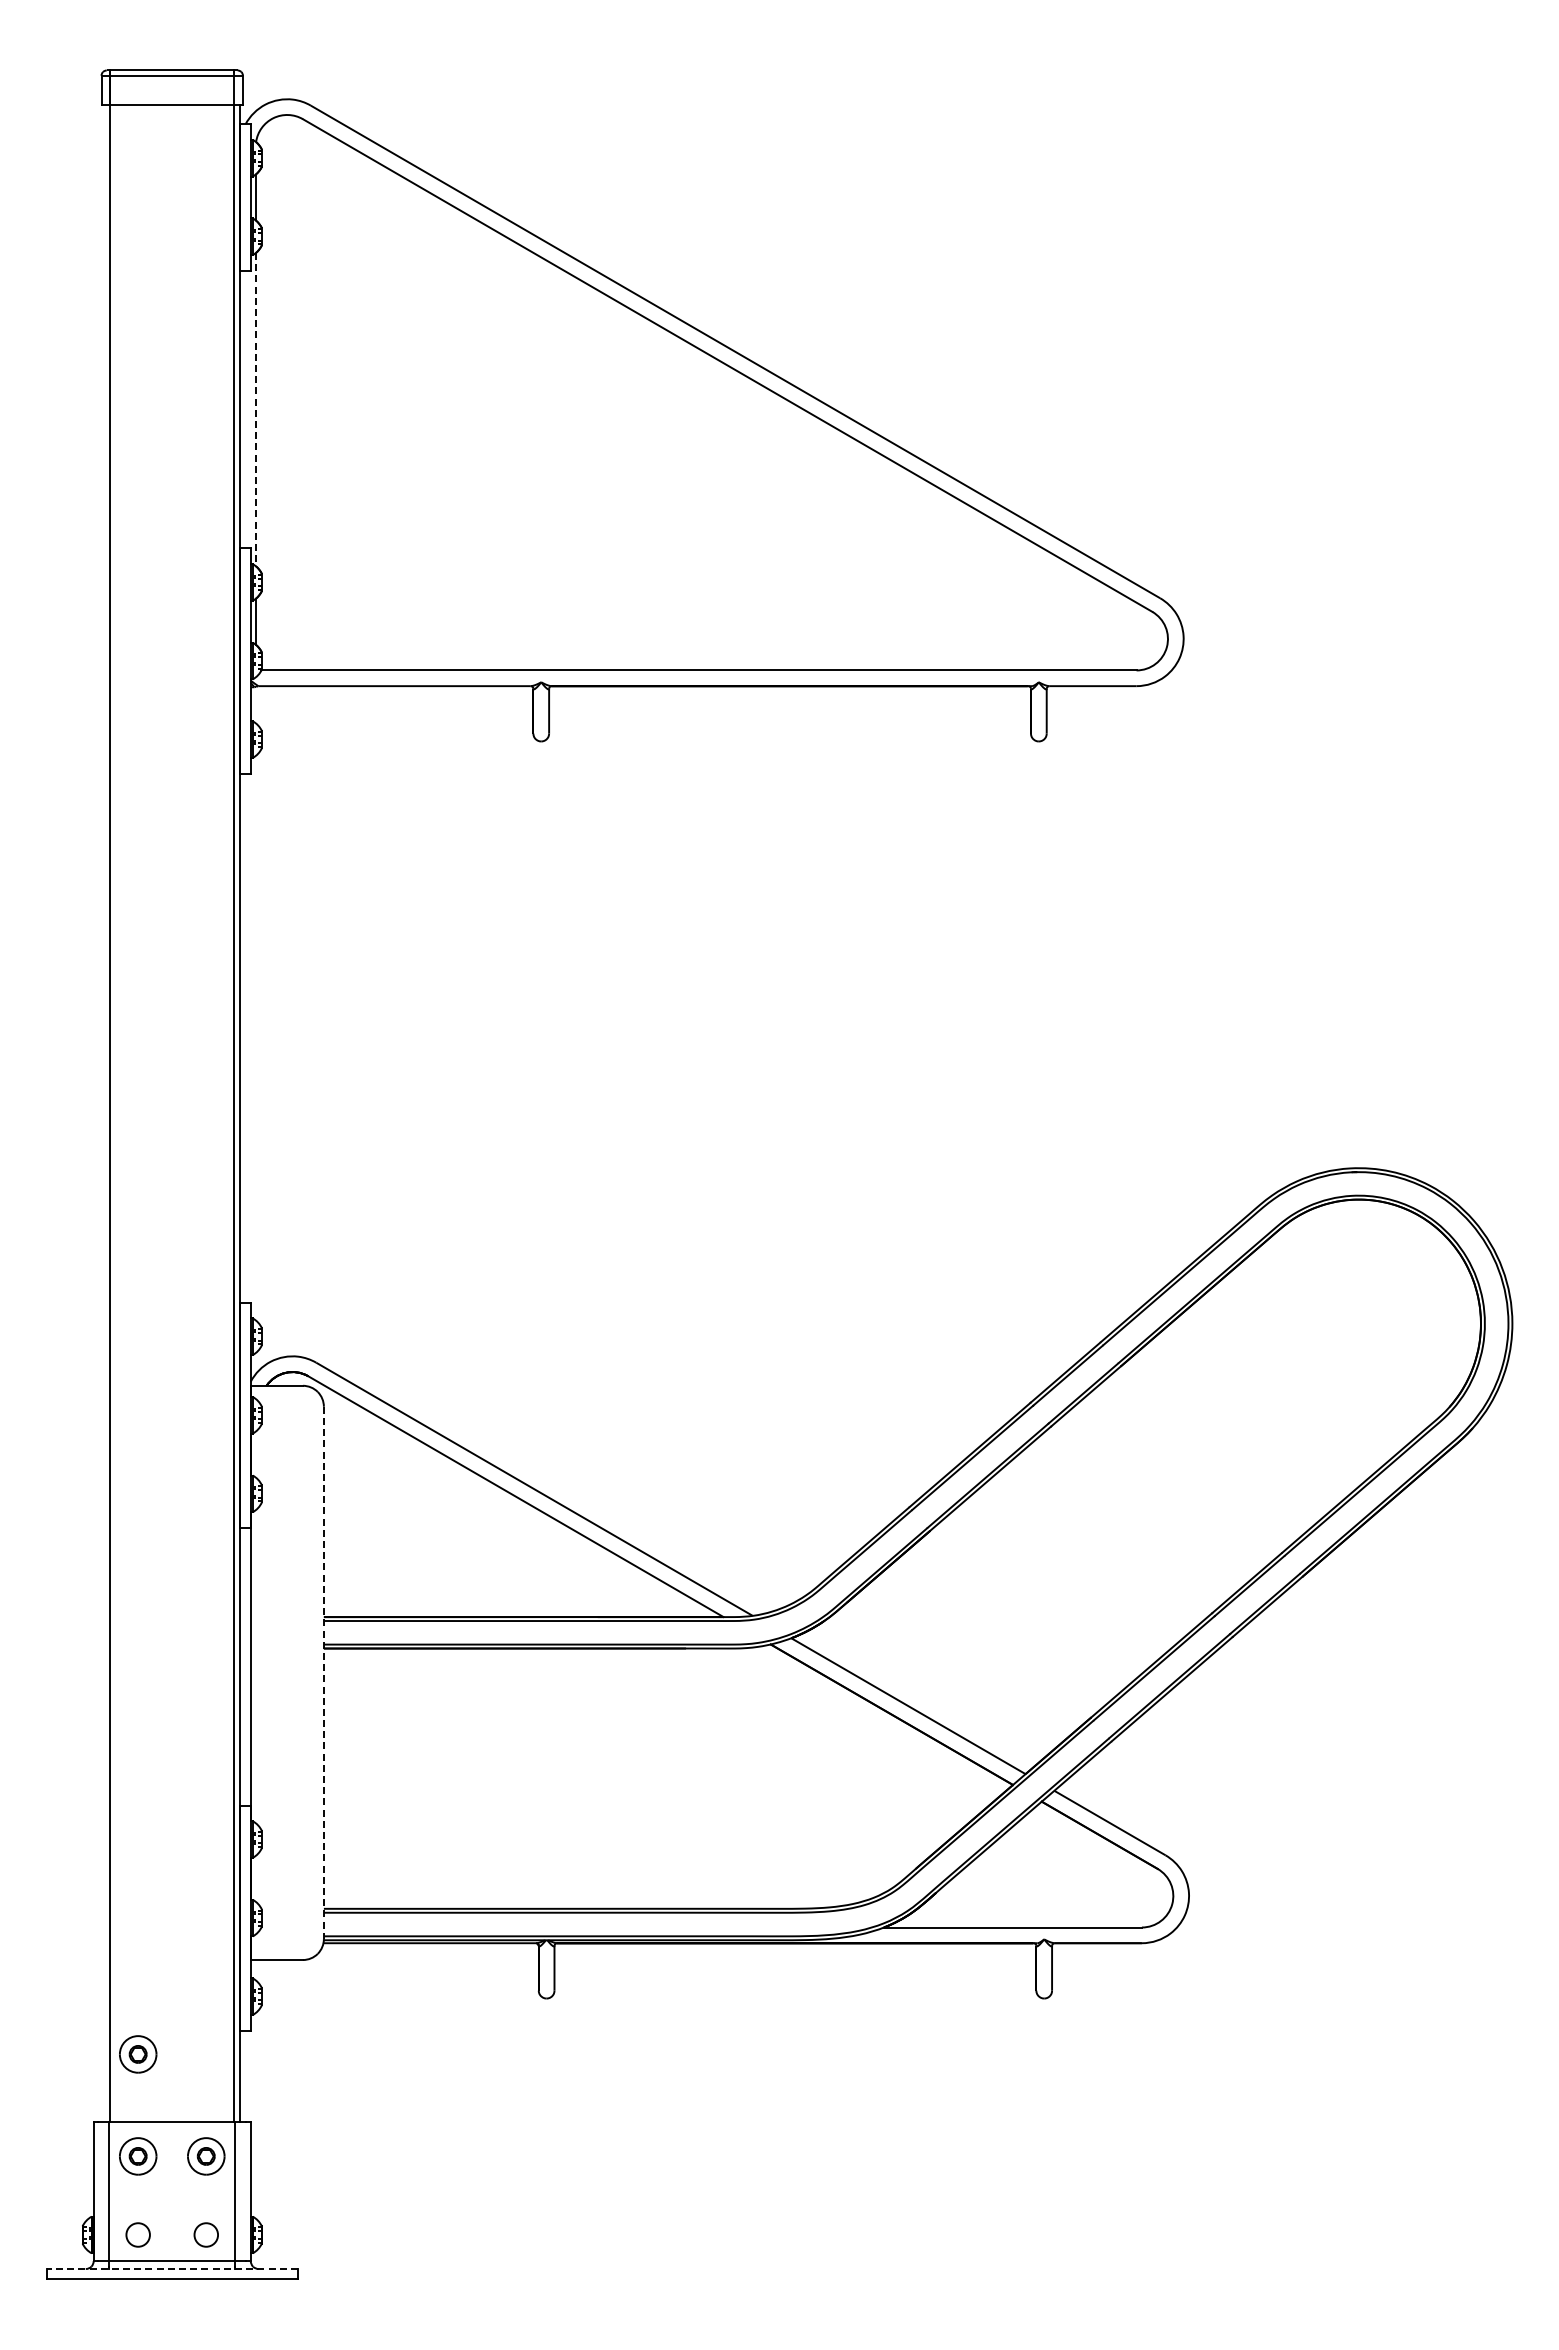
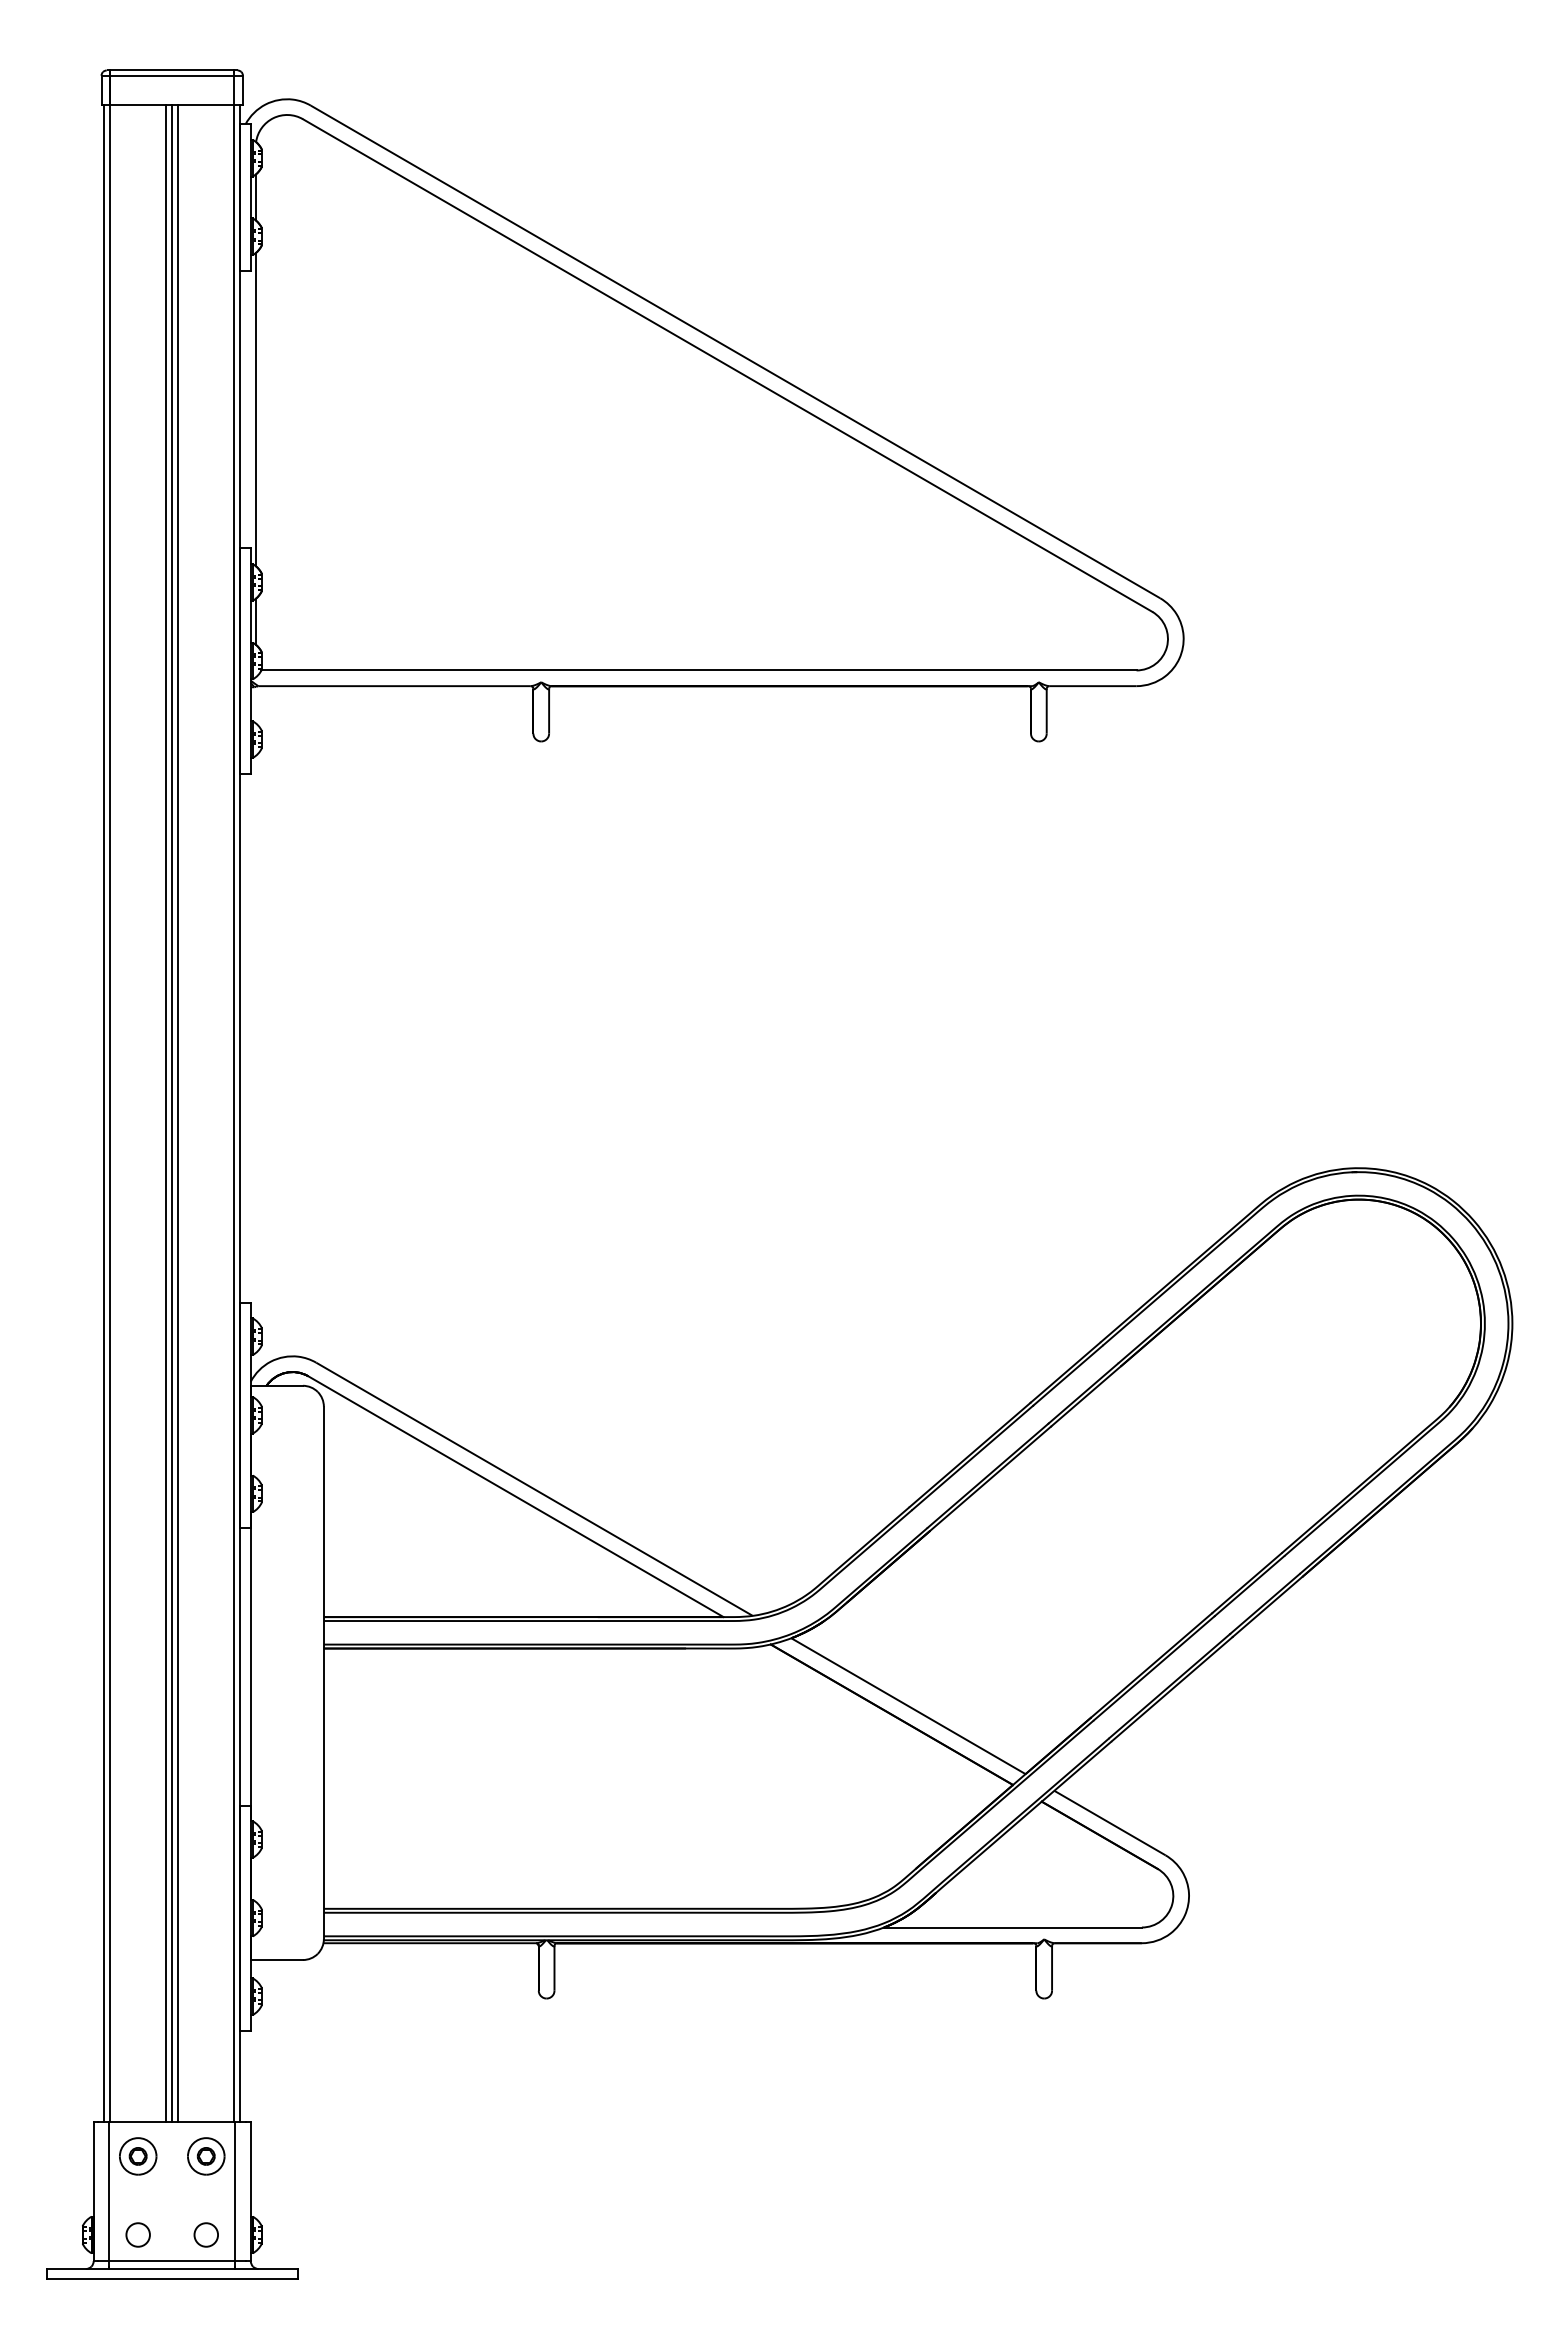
line: dashed -> solid (255, 409)
line: none -> present (104, 1113)
line: none -> present (166, 1113)
line: none -> present (172, 1113)
line: none -> present (178, 1113)
line: dashed -> solid (323, 1673)
part: present -> none (138, 2054)
line: dashed -> solid (172, 2269)
